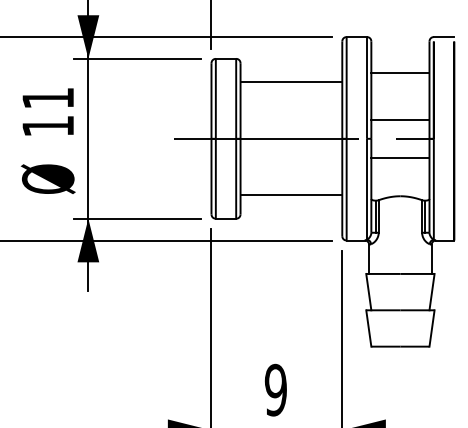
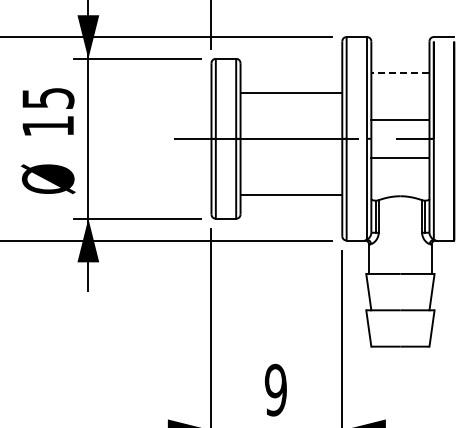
line: solid -> dashed (399, 73)
line position: (291, 82) -> (291, 93) (291, 93)
text: 11 -> 15 (48, 98)
